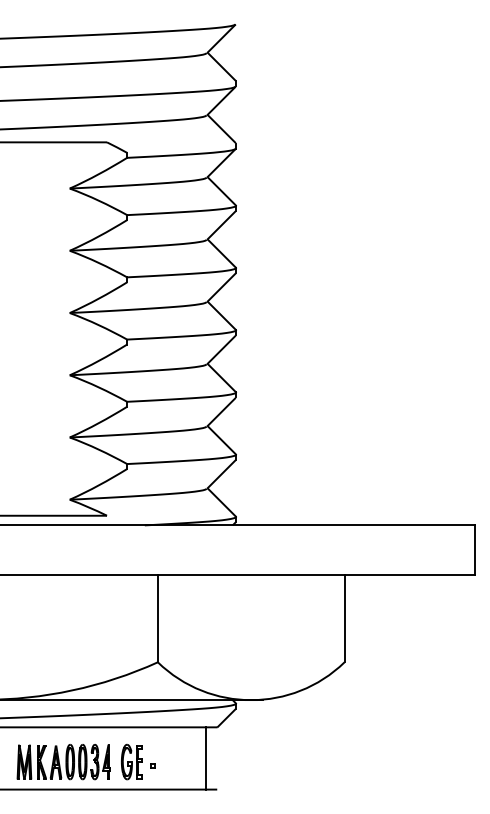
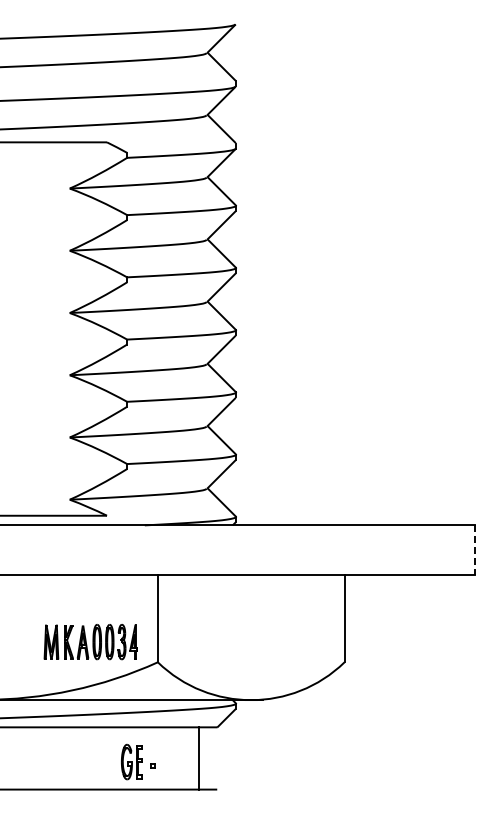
line: solid -> dashed (475, 550)
line position: (206, 758) -> (199, 758) (199, 758)
part position: (63, 762) -> (90, 642) (90, 642)
